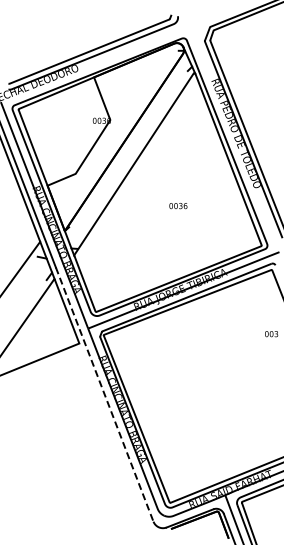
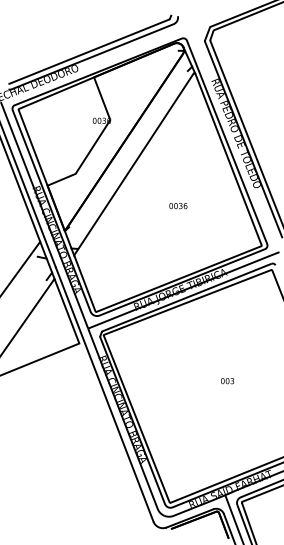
text position: (271, 334) -> (227, 381) (227, 381)
line: dashed -> solid (104, 395)
